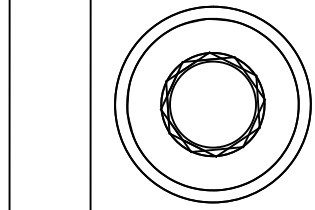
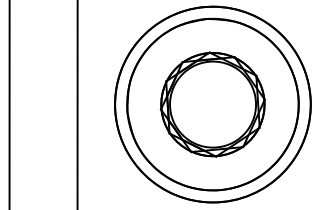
line position: (90, 104) -> (77, 104) (77, 104)
